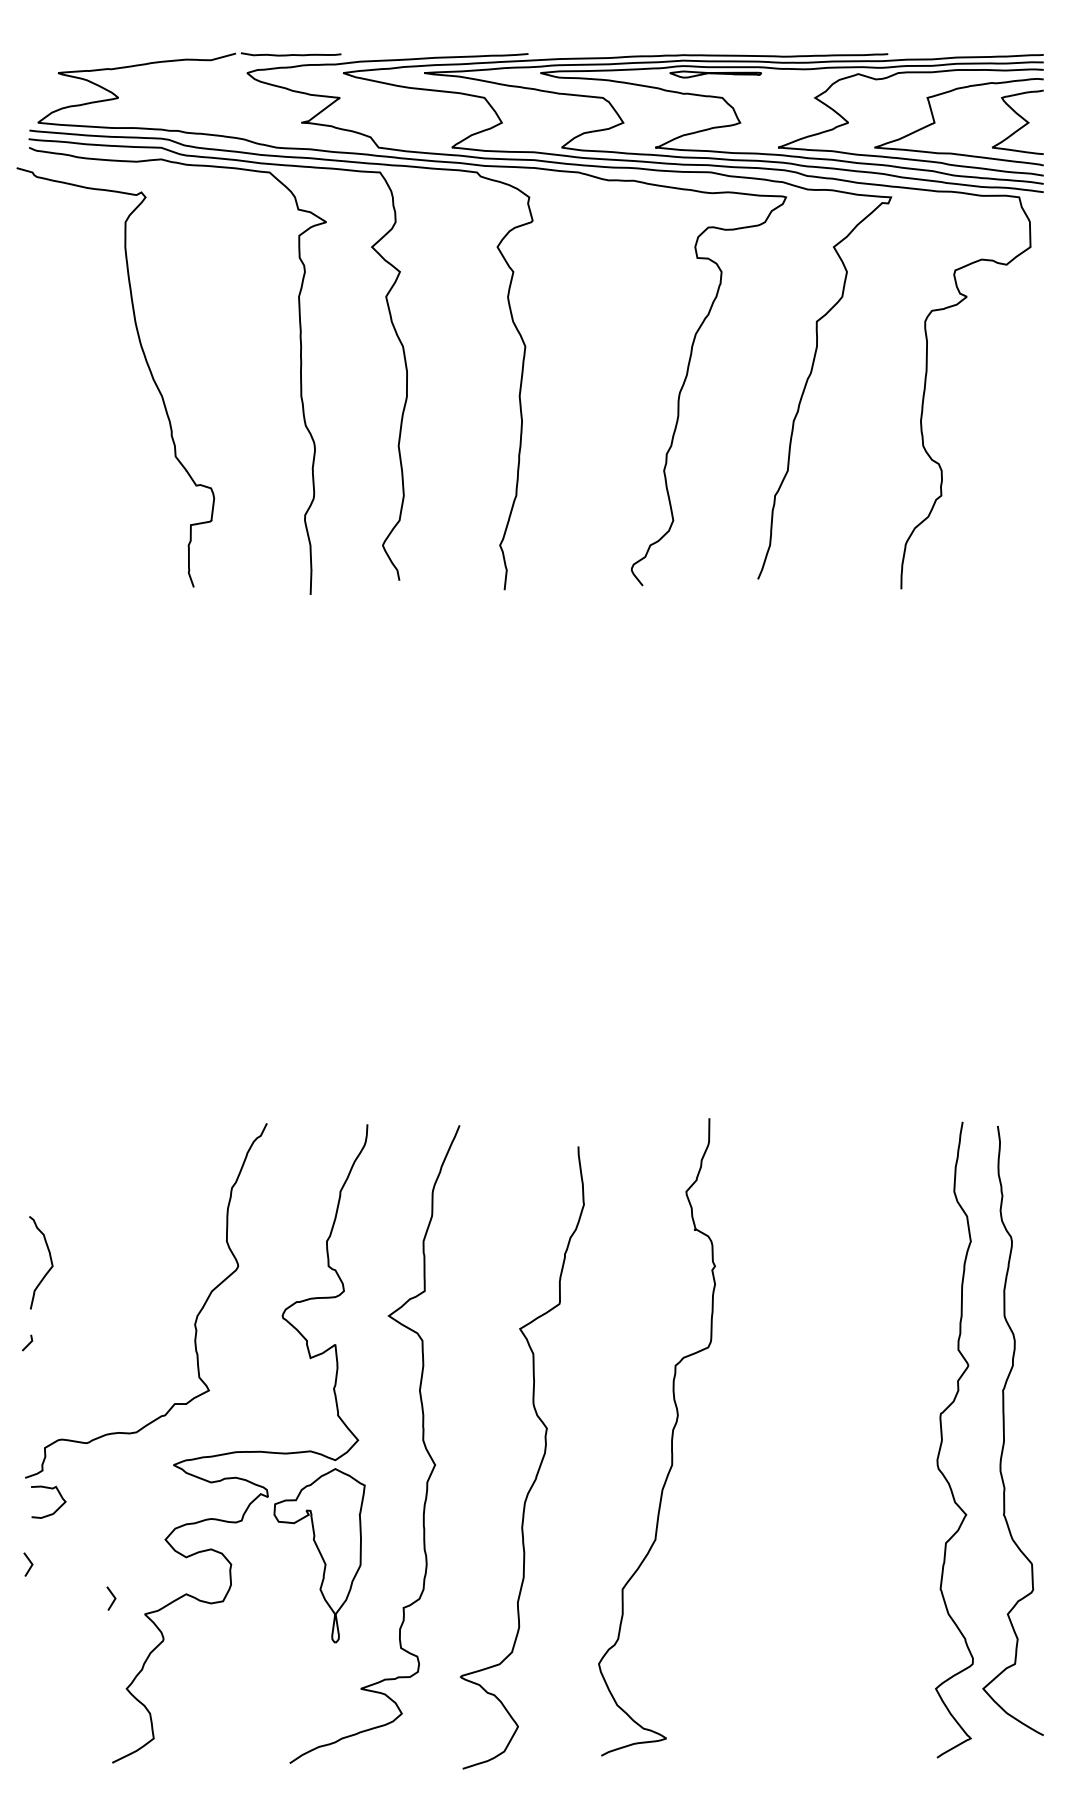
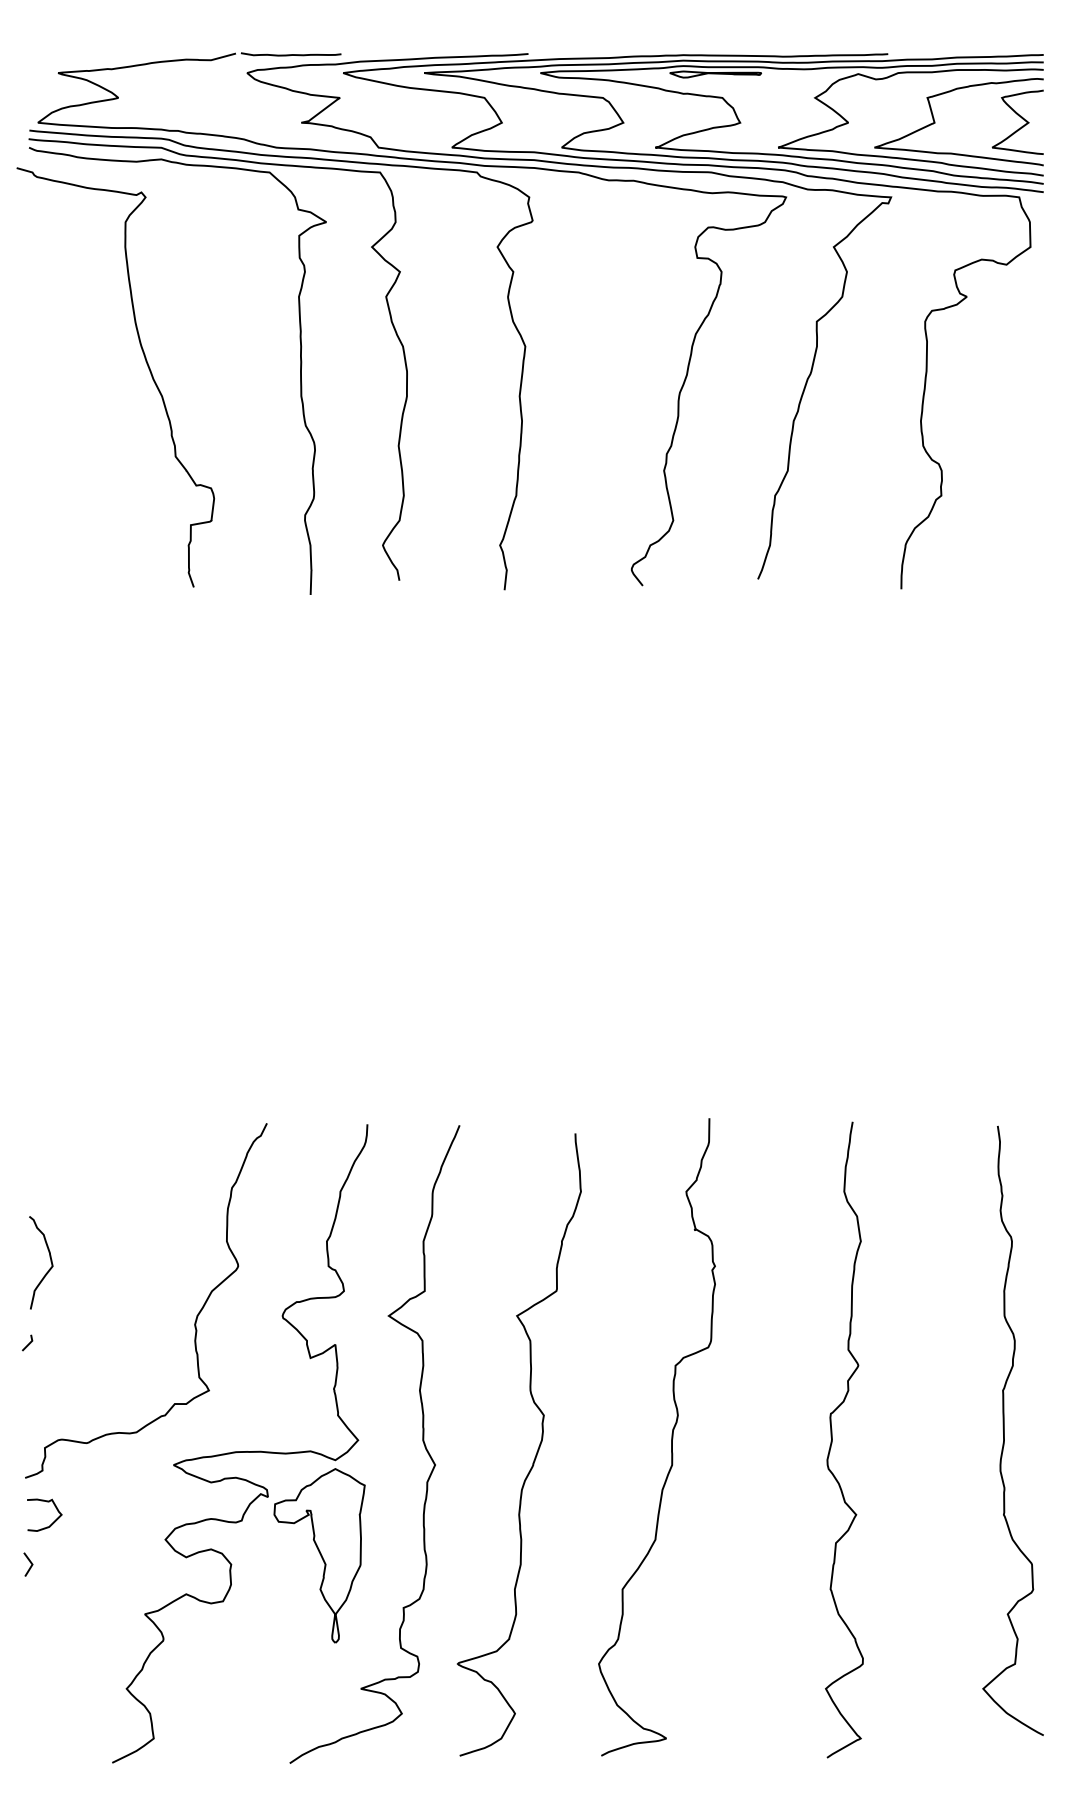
curve position: (942, 1439) -> (832, 1439) (832, 1439)
curve position: (539, 1464) -> (536, 1451) (536, 1451)
curve position: (56, 1509) -> (52, 1522) (52, 1522)
line: present -> none (112, 1596)
